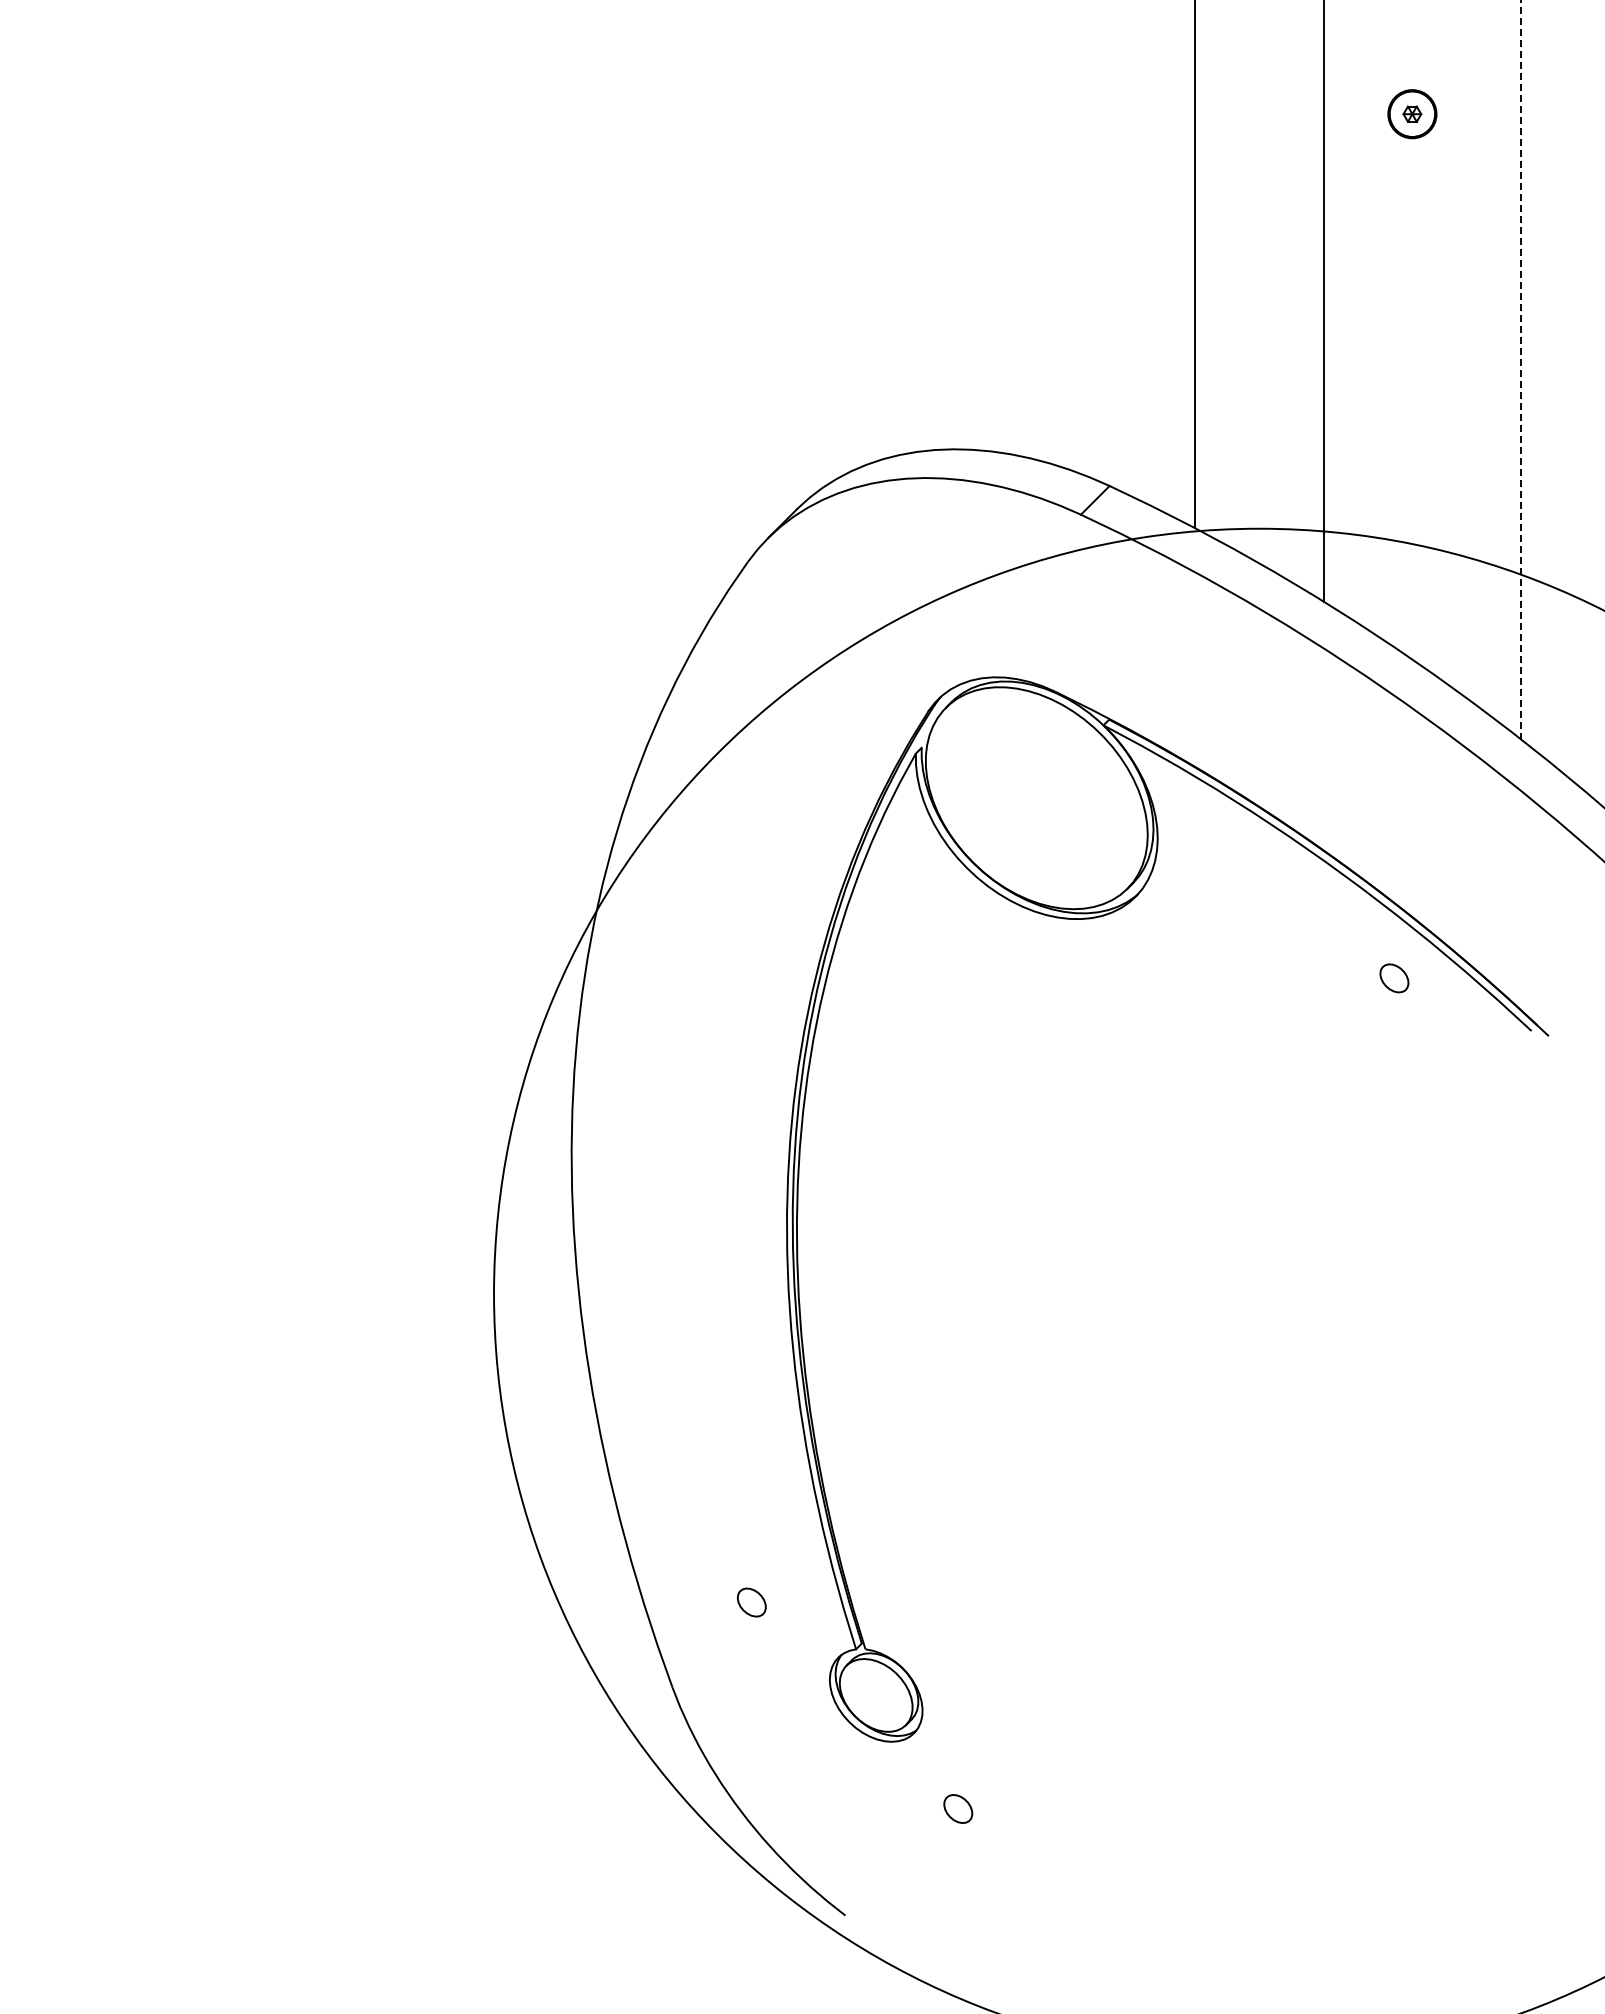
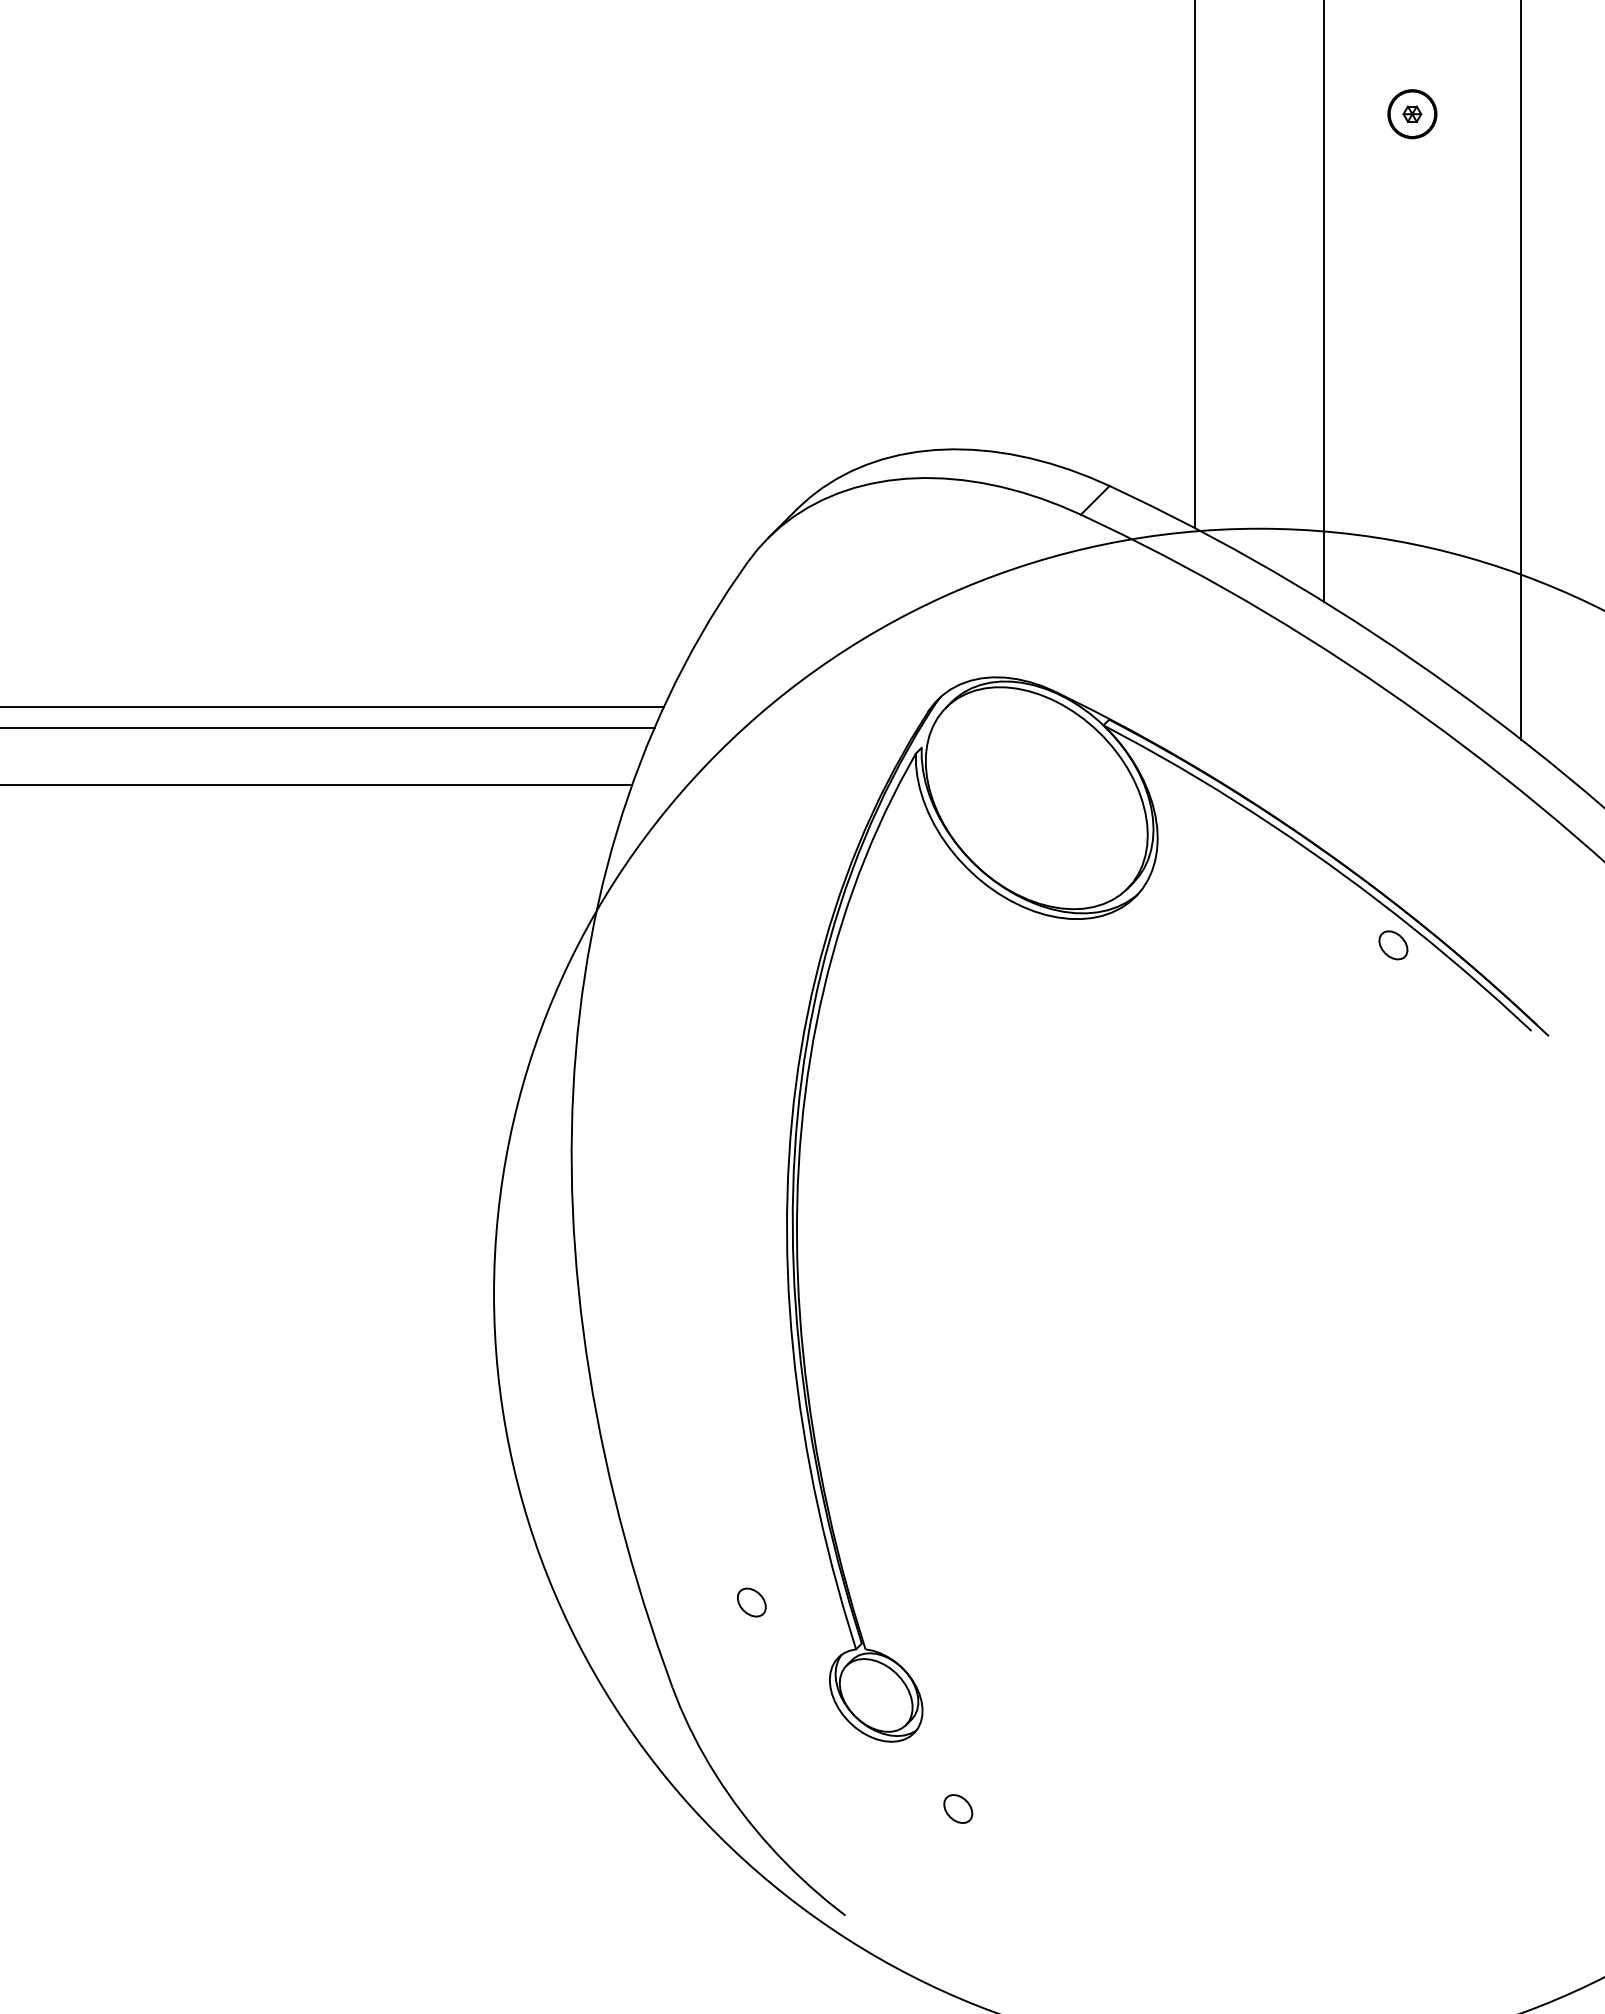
line: dashed -> solid (1521, 369)
line: none -> present (332, 706)
line: none -> present (328, 727)
line: none -> present (317, 785)
part position: (1394, 978) -> (1393, 945) (1393, 945)
